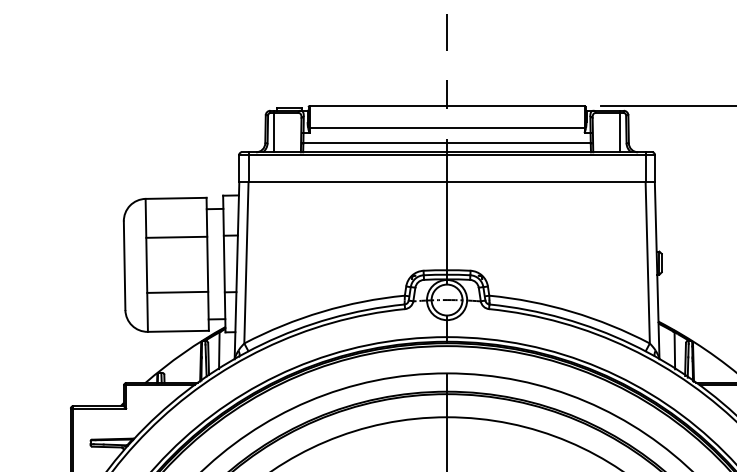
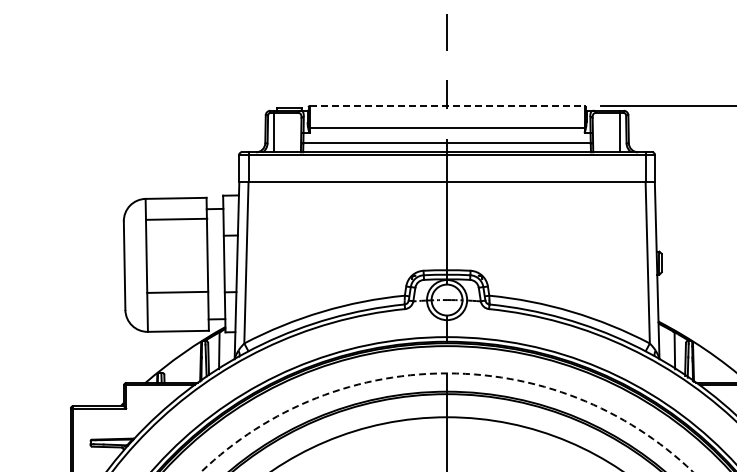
line: solid -> dashed (447, 106)
line position: (176, 236) -> (176, 218) (176, 218)
circle: solid -> dashed (446, 422)
